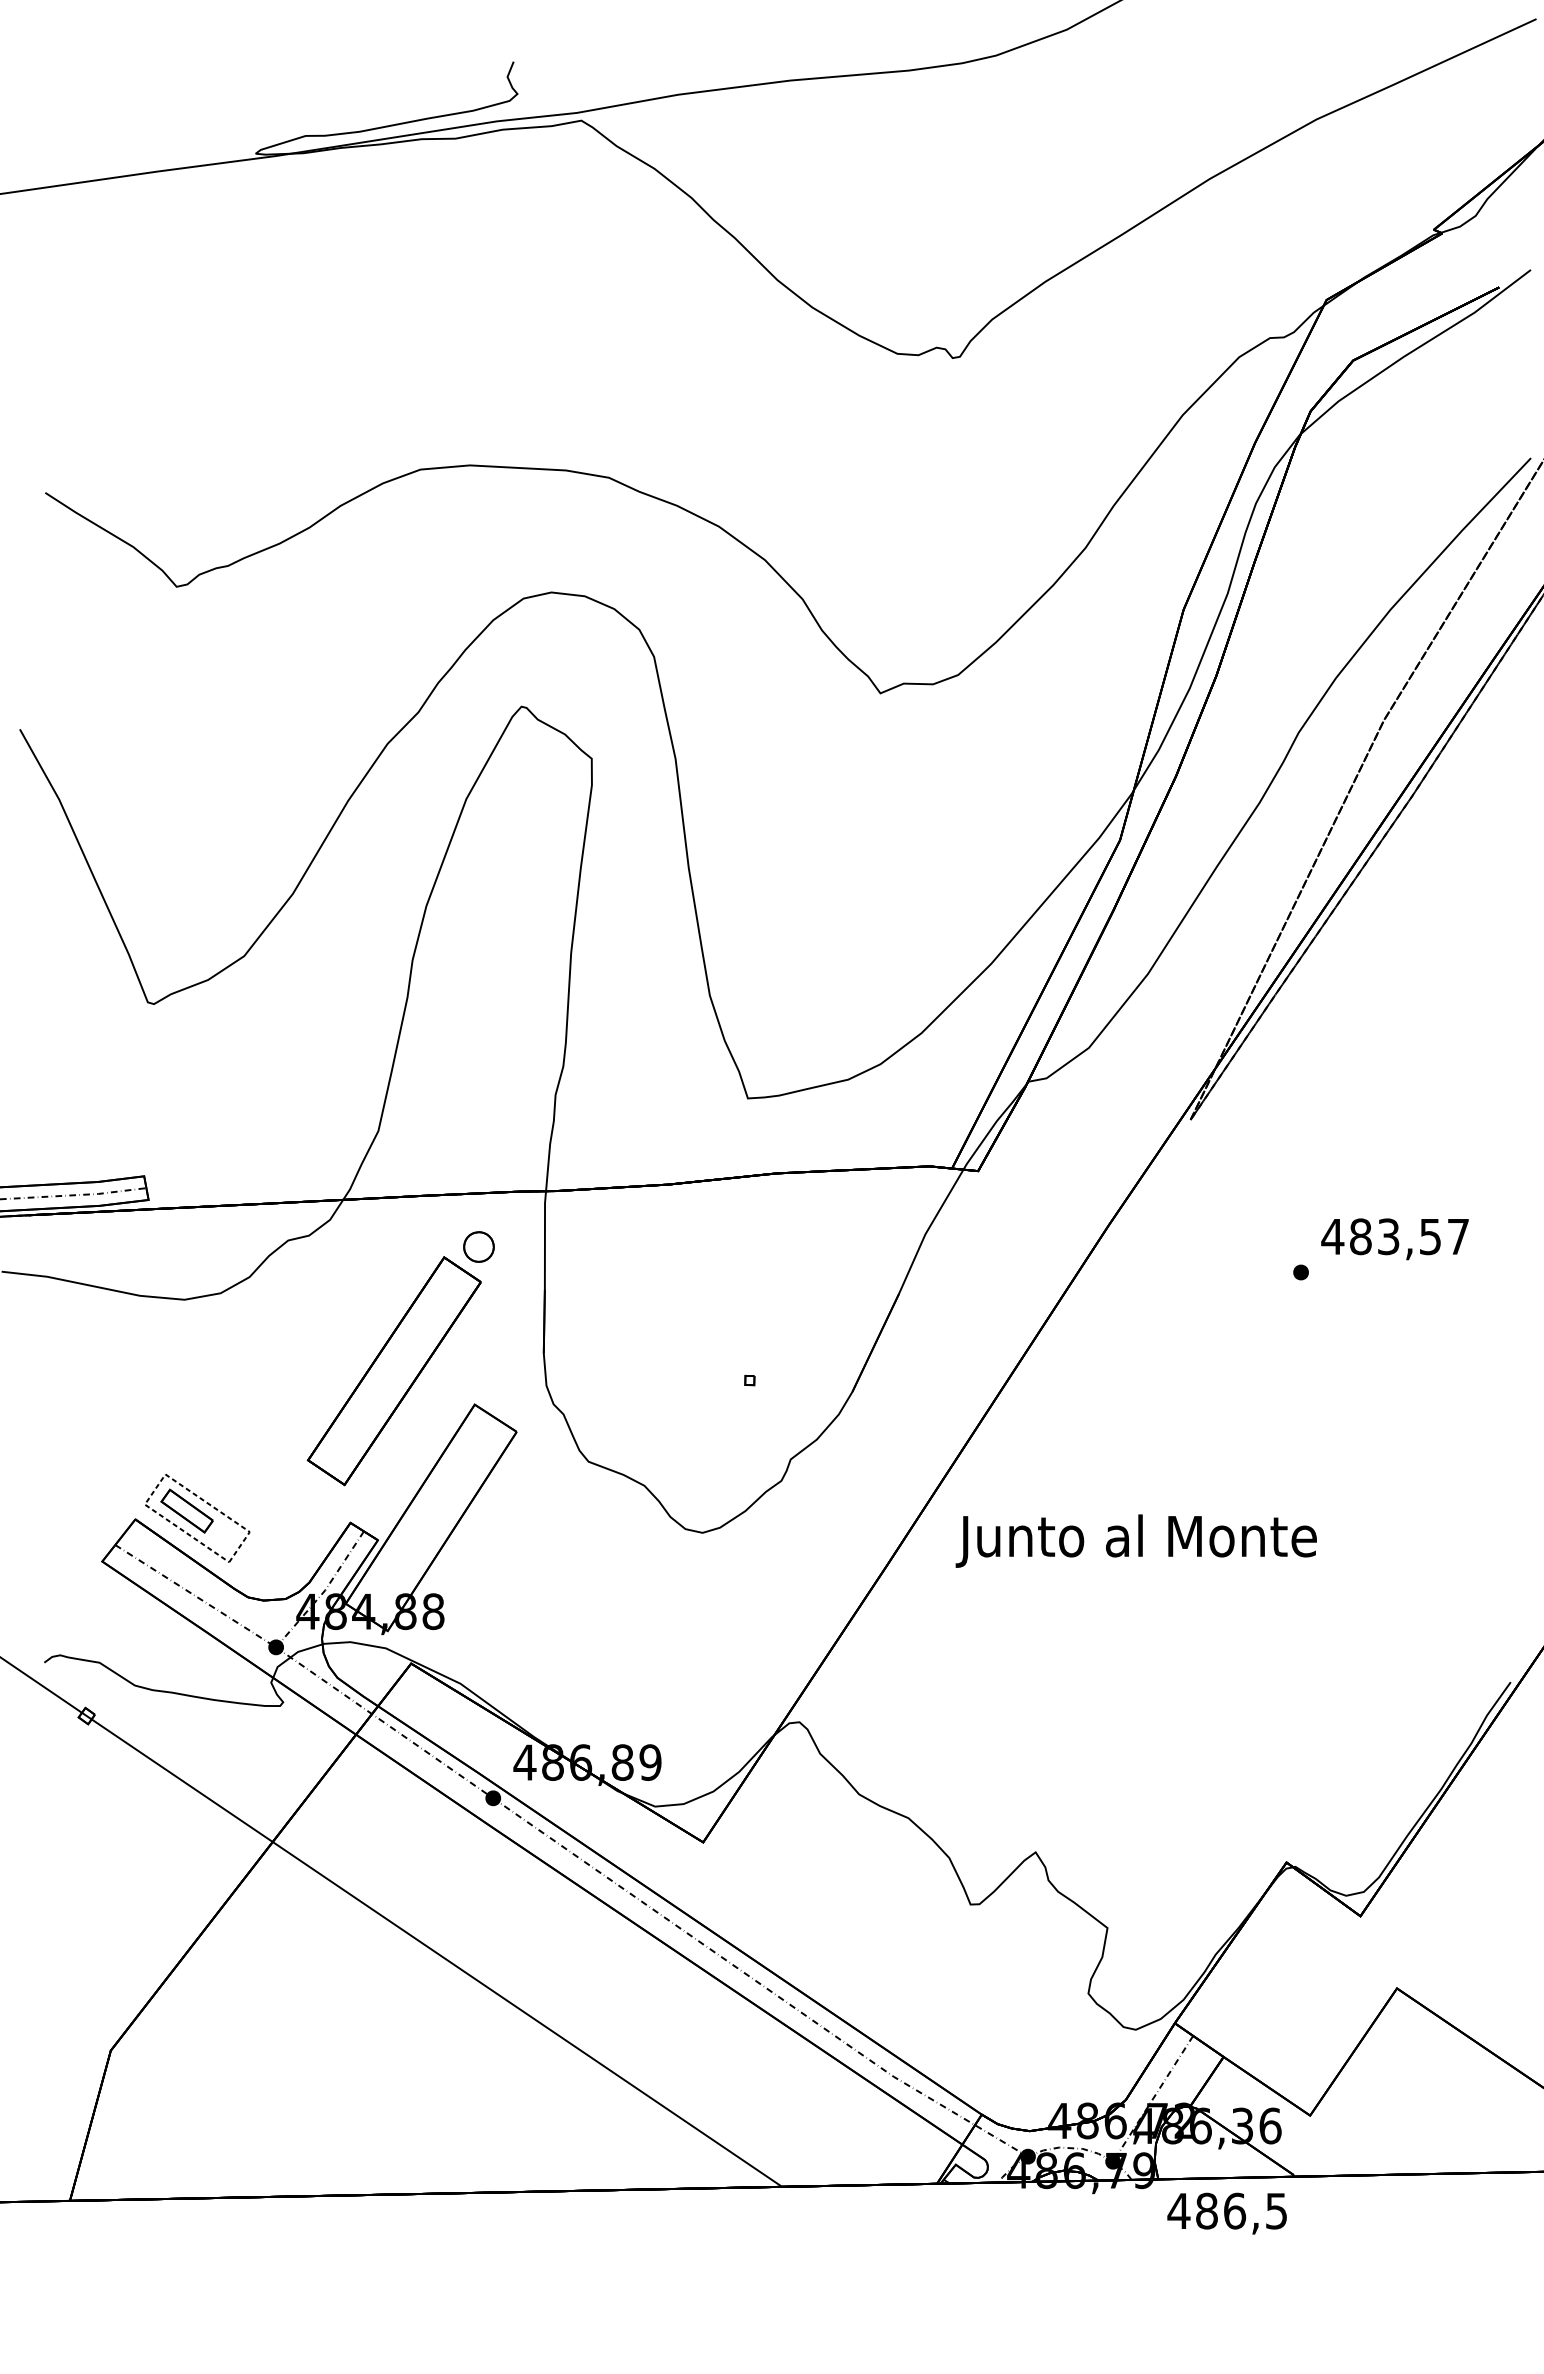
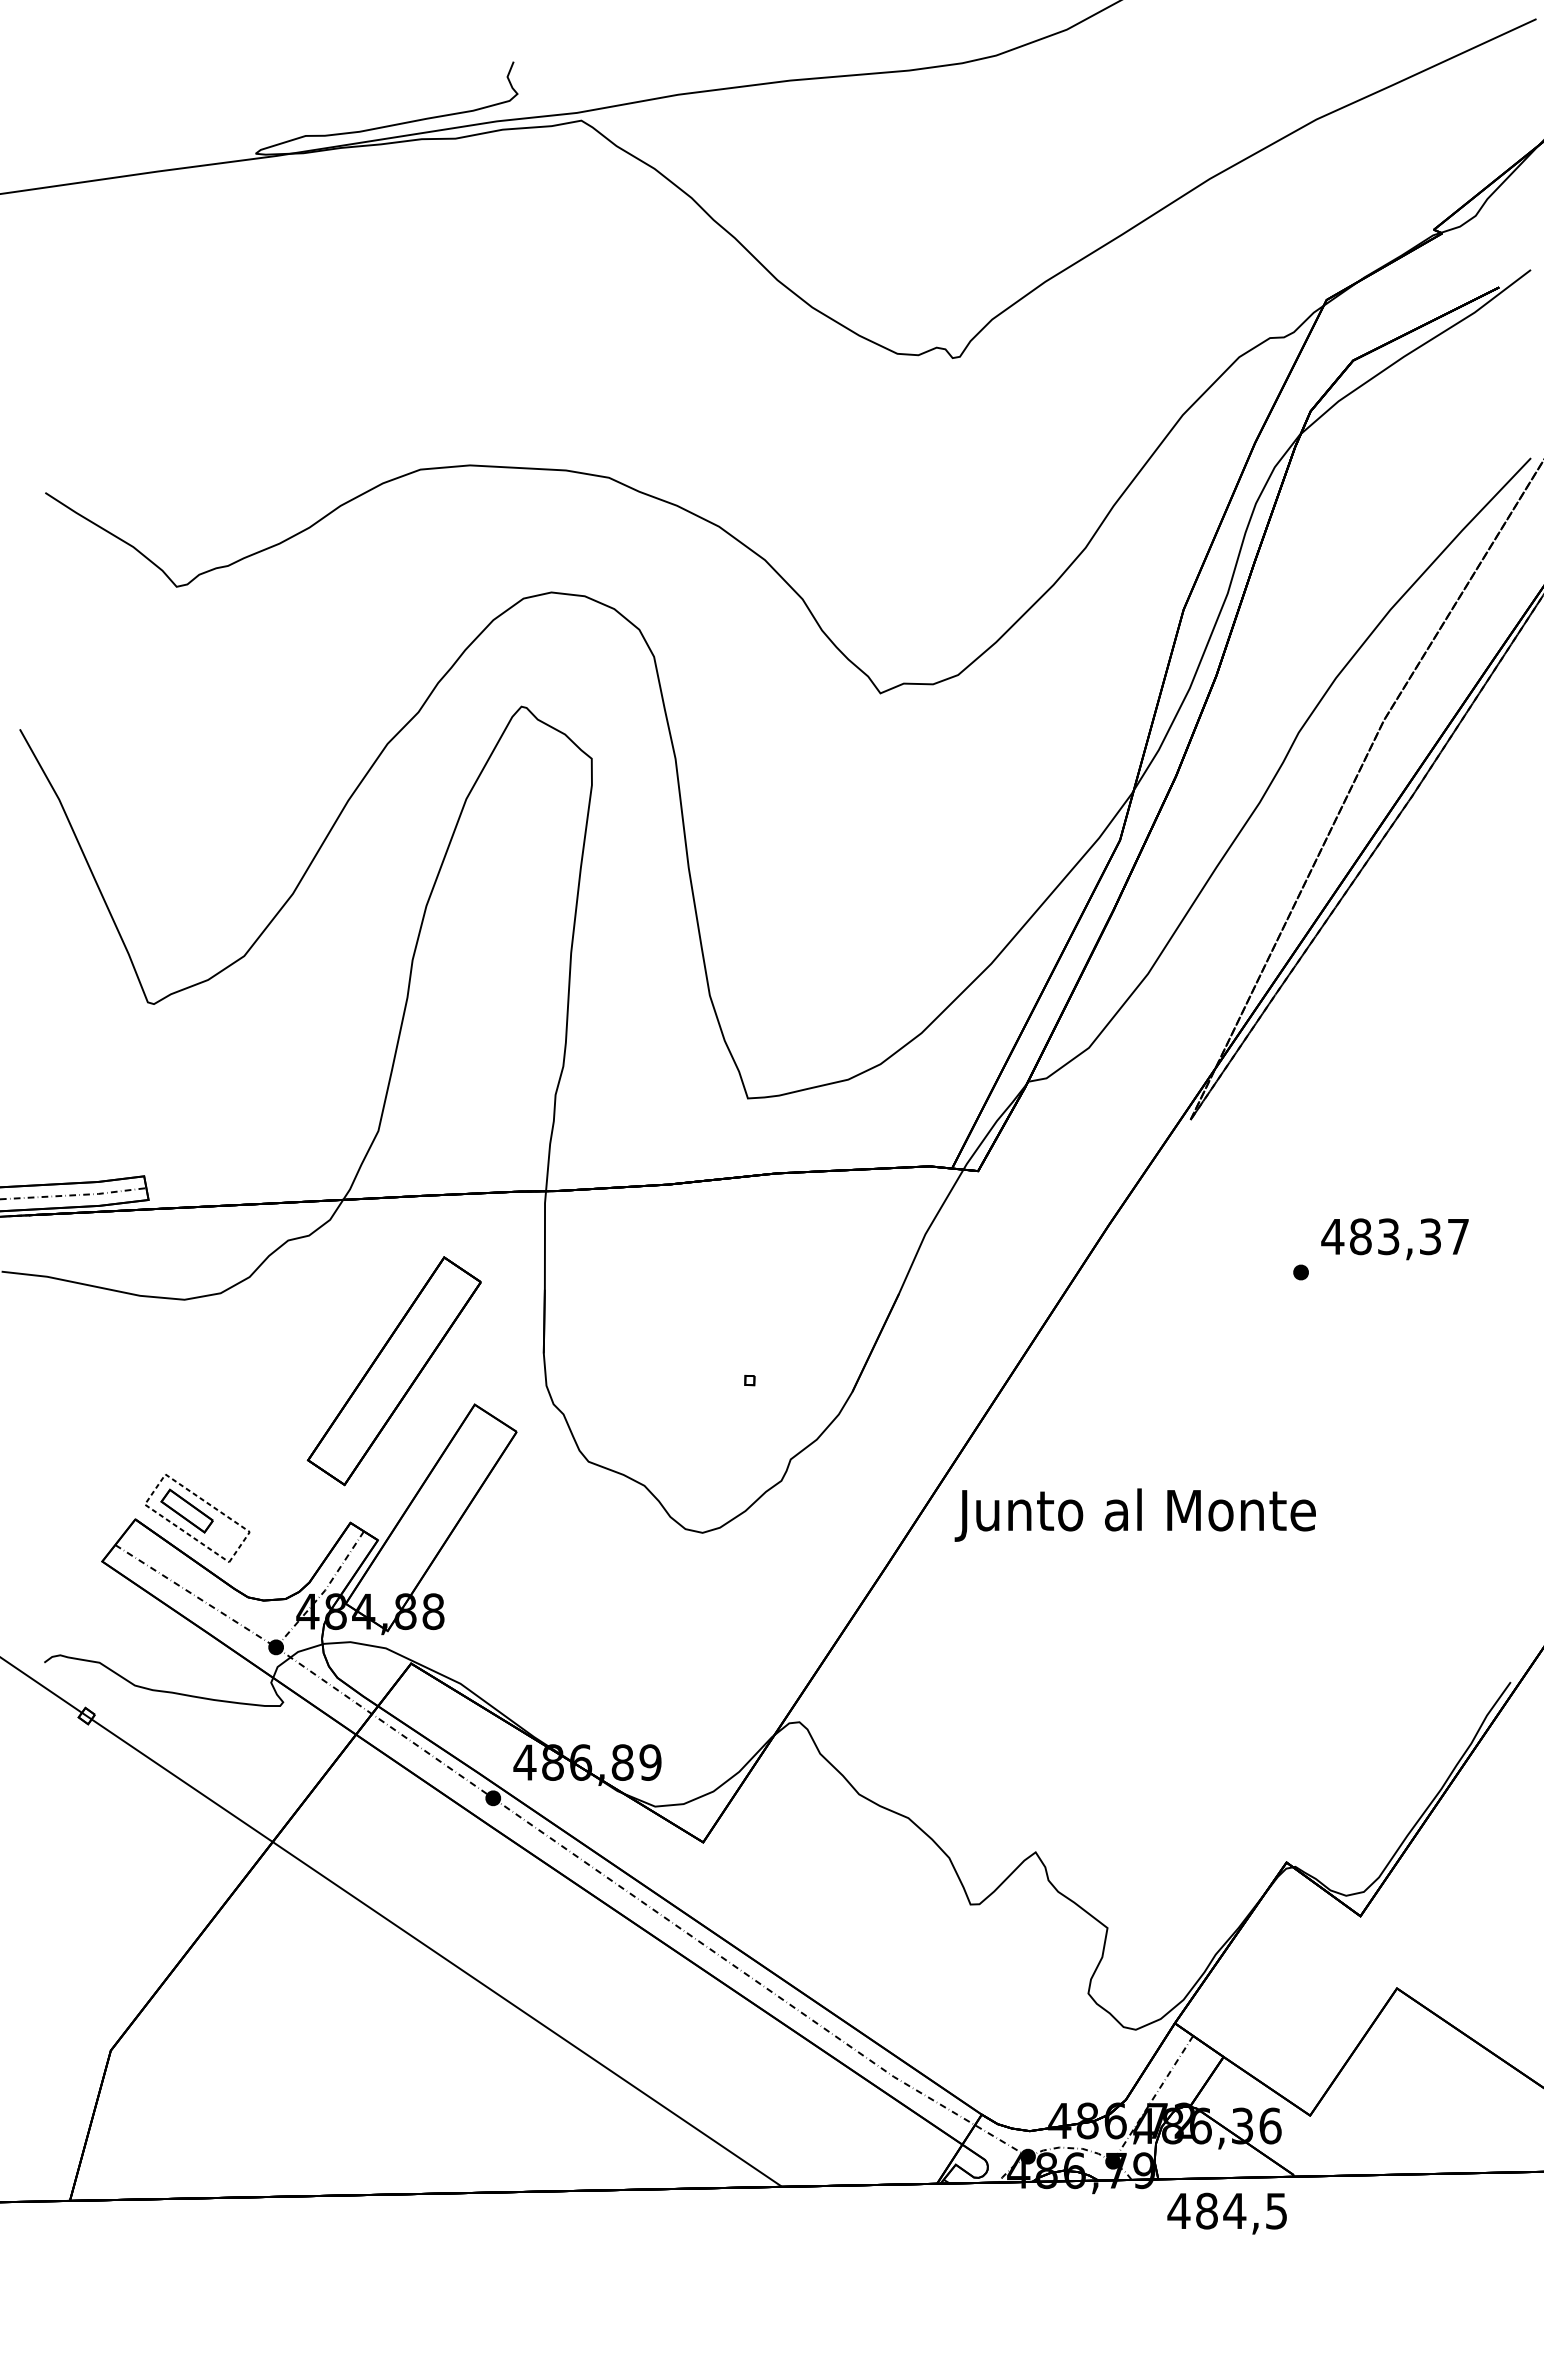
text: 483,57 -> 483,37 (1430, 1236)
part: present -> none (478, 1246)
text position: (1135, 1540) -> (1134, 1514) (1134, 1514)
text: 486,5 -> 484,5 (1234, 2210)
